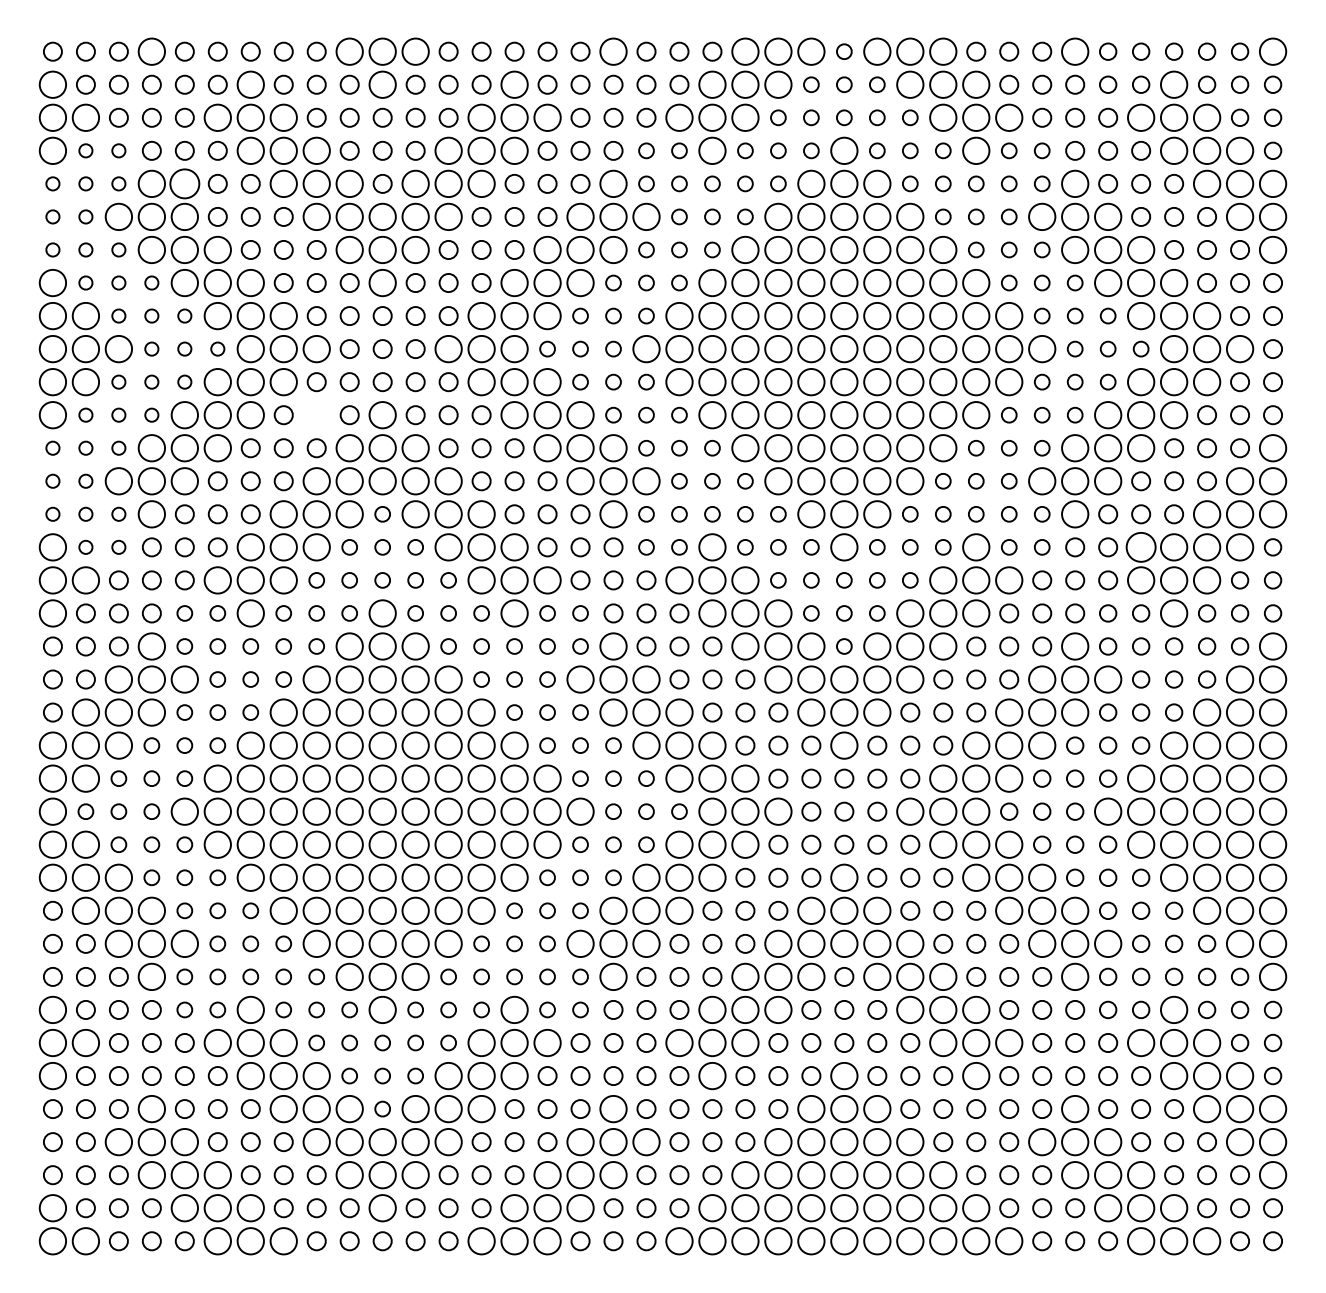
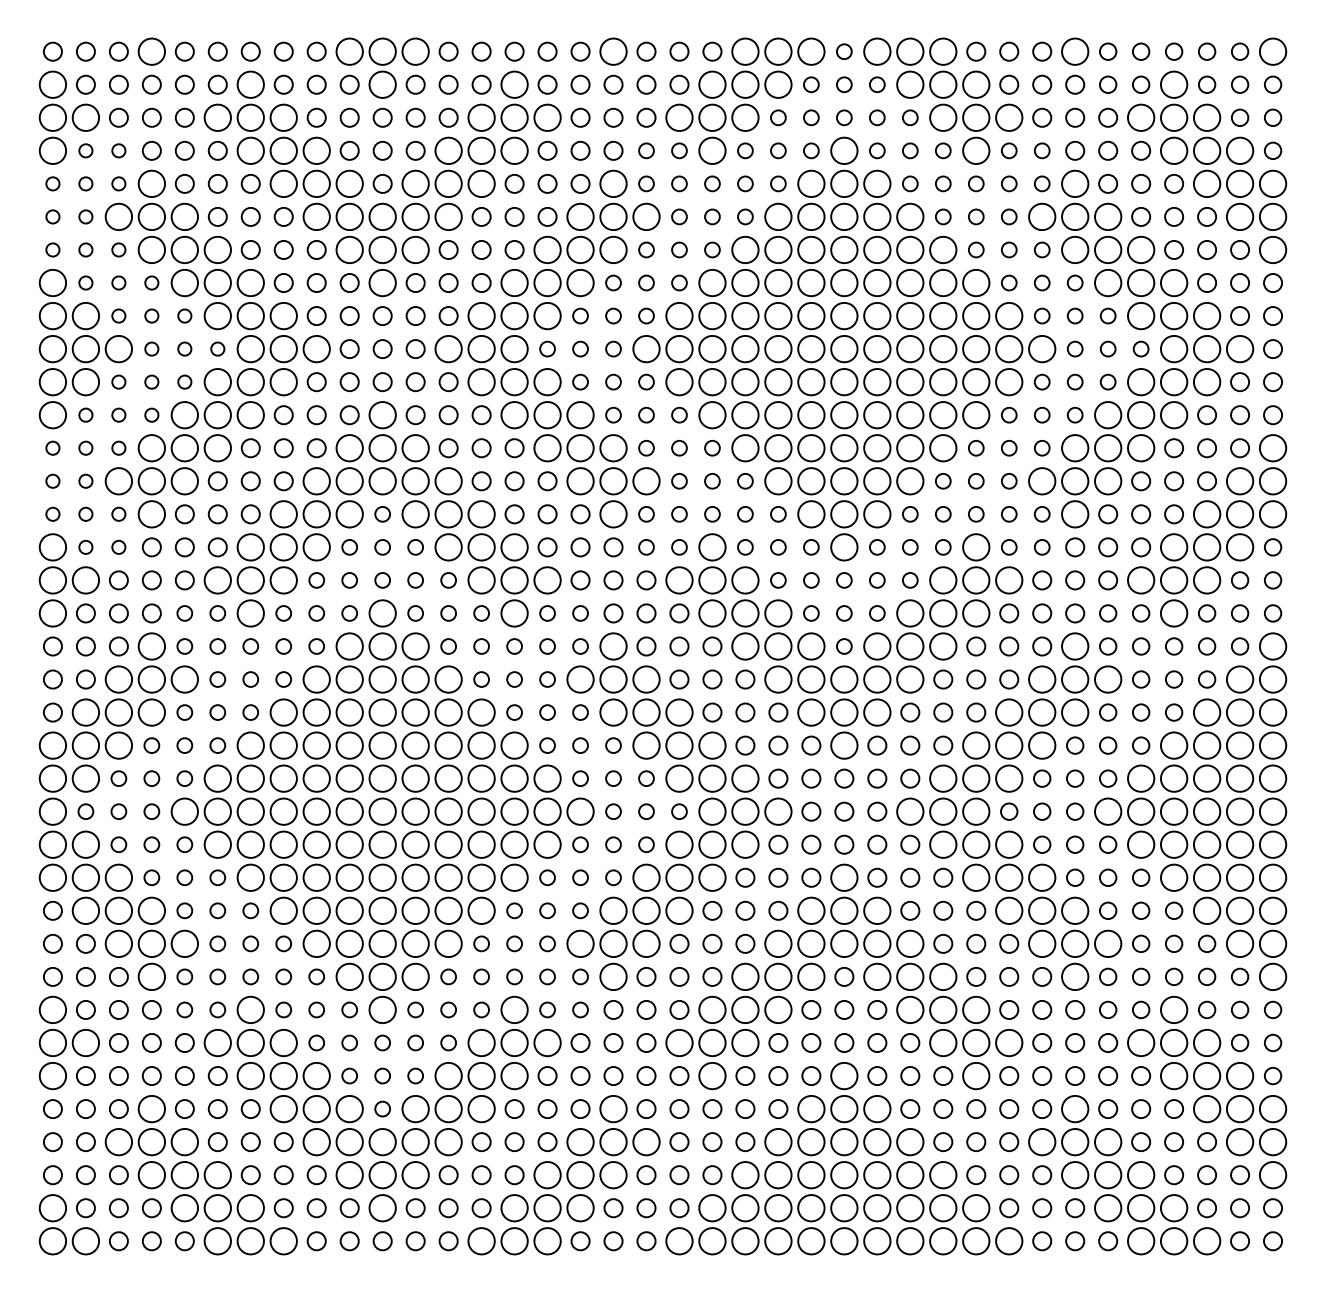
circle diameter: 29 px -> 18 px (184, 183)
circle: none -> present (316, 415)
circle diameter: 29 px -> 18 px (1141, 547)
